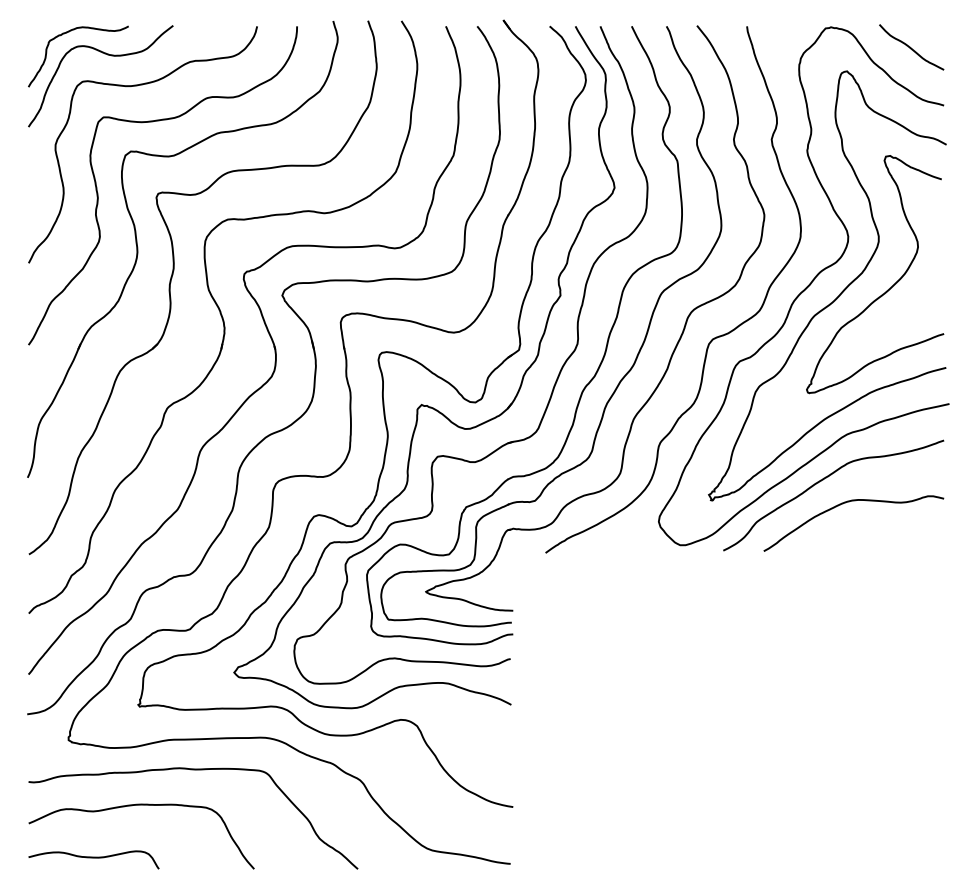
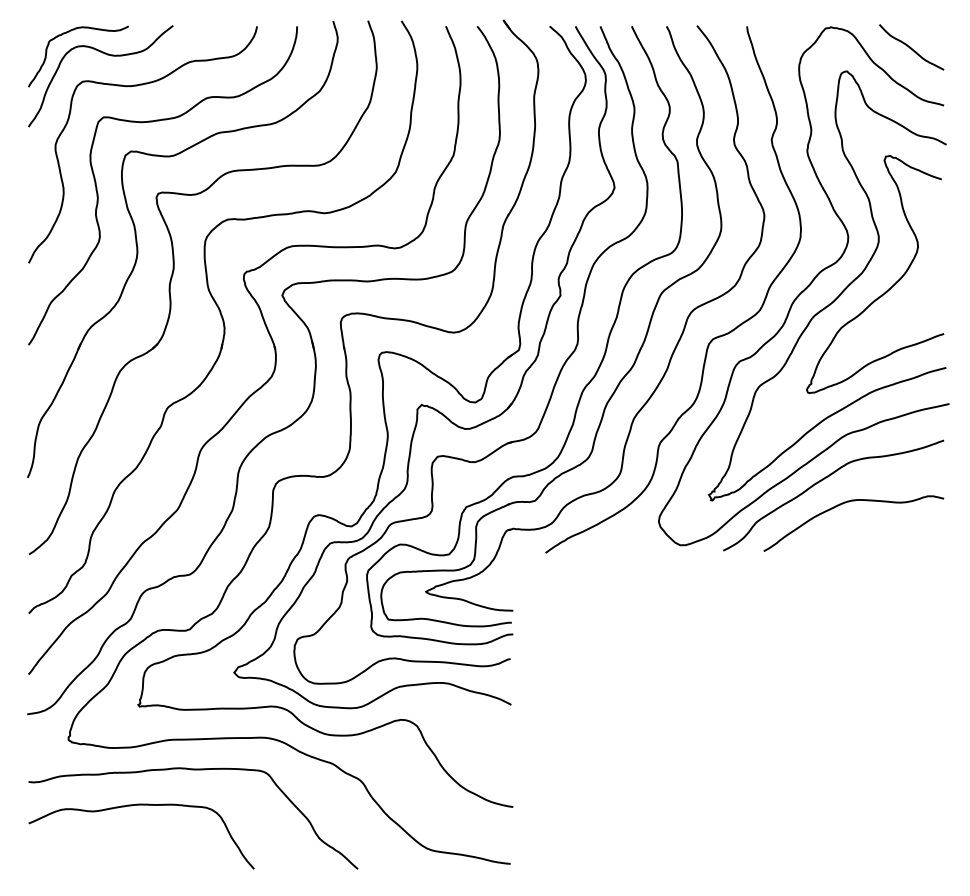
curve: present -> none (93, 858)
